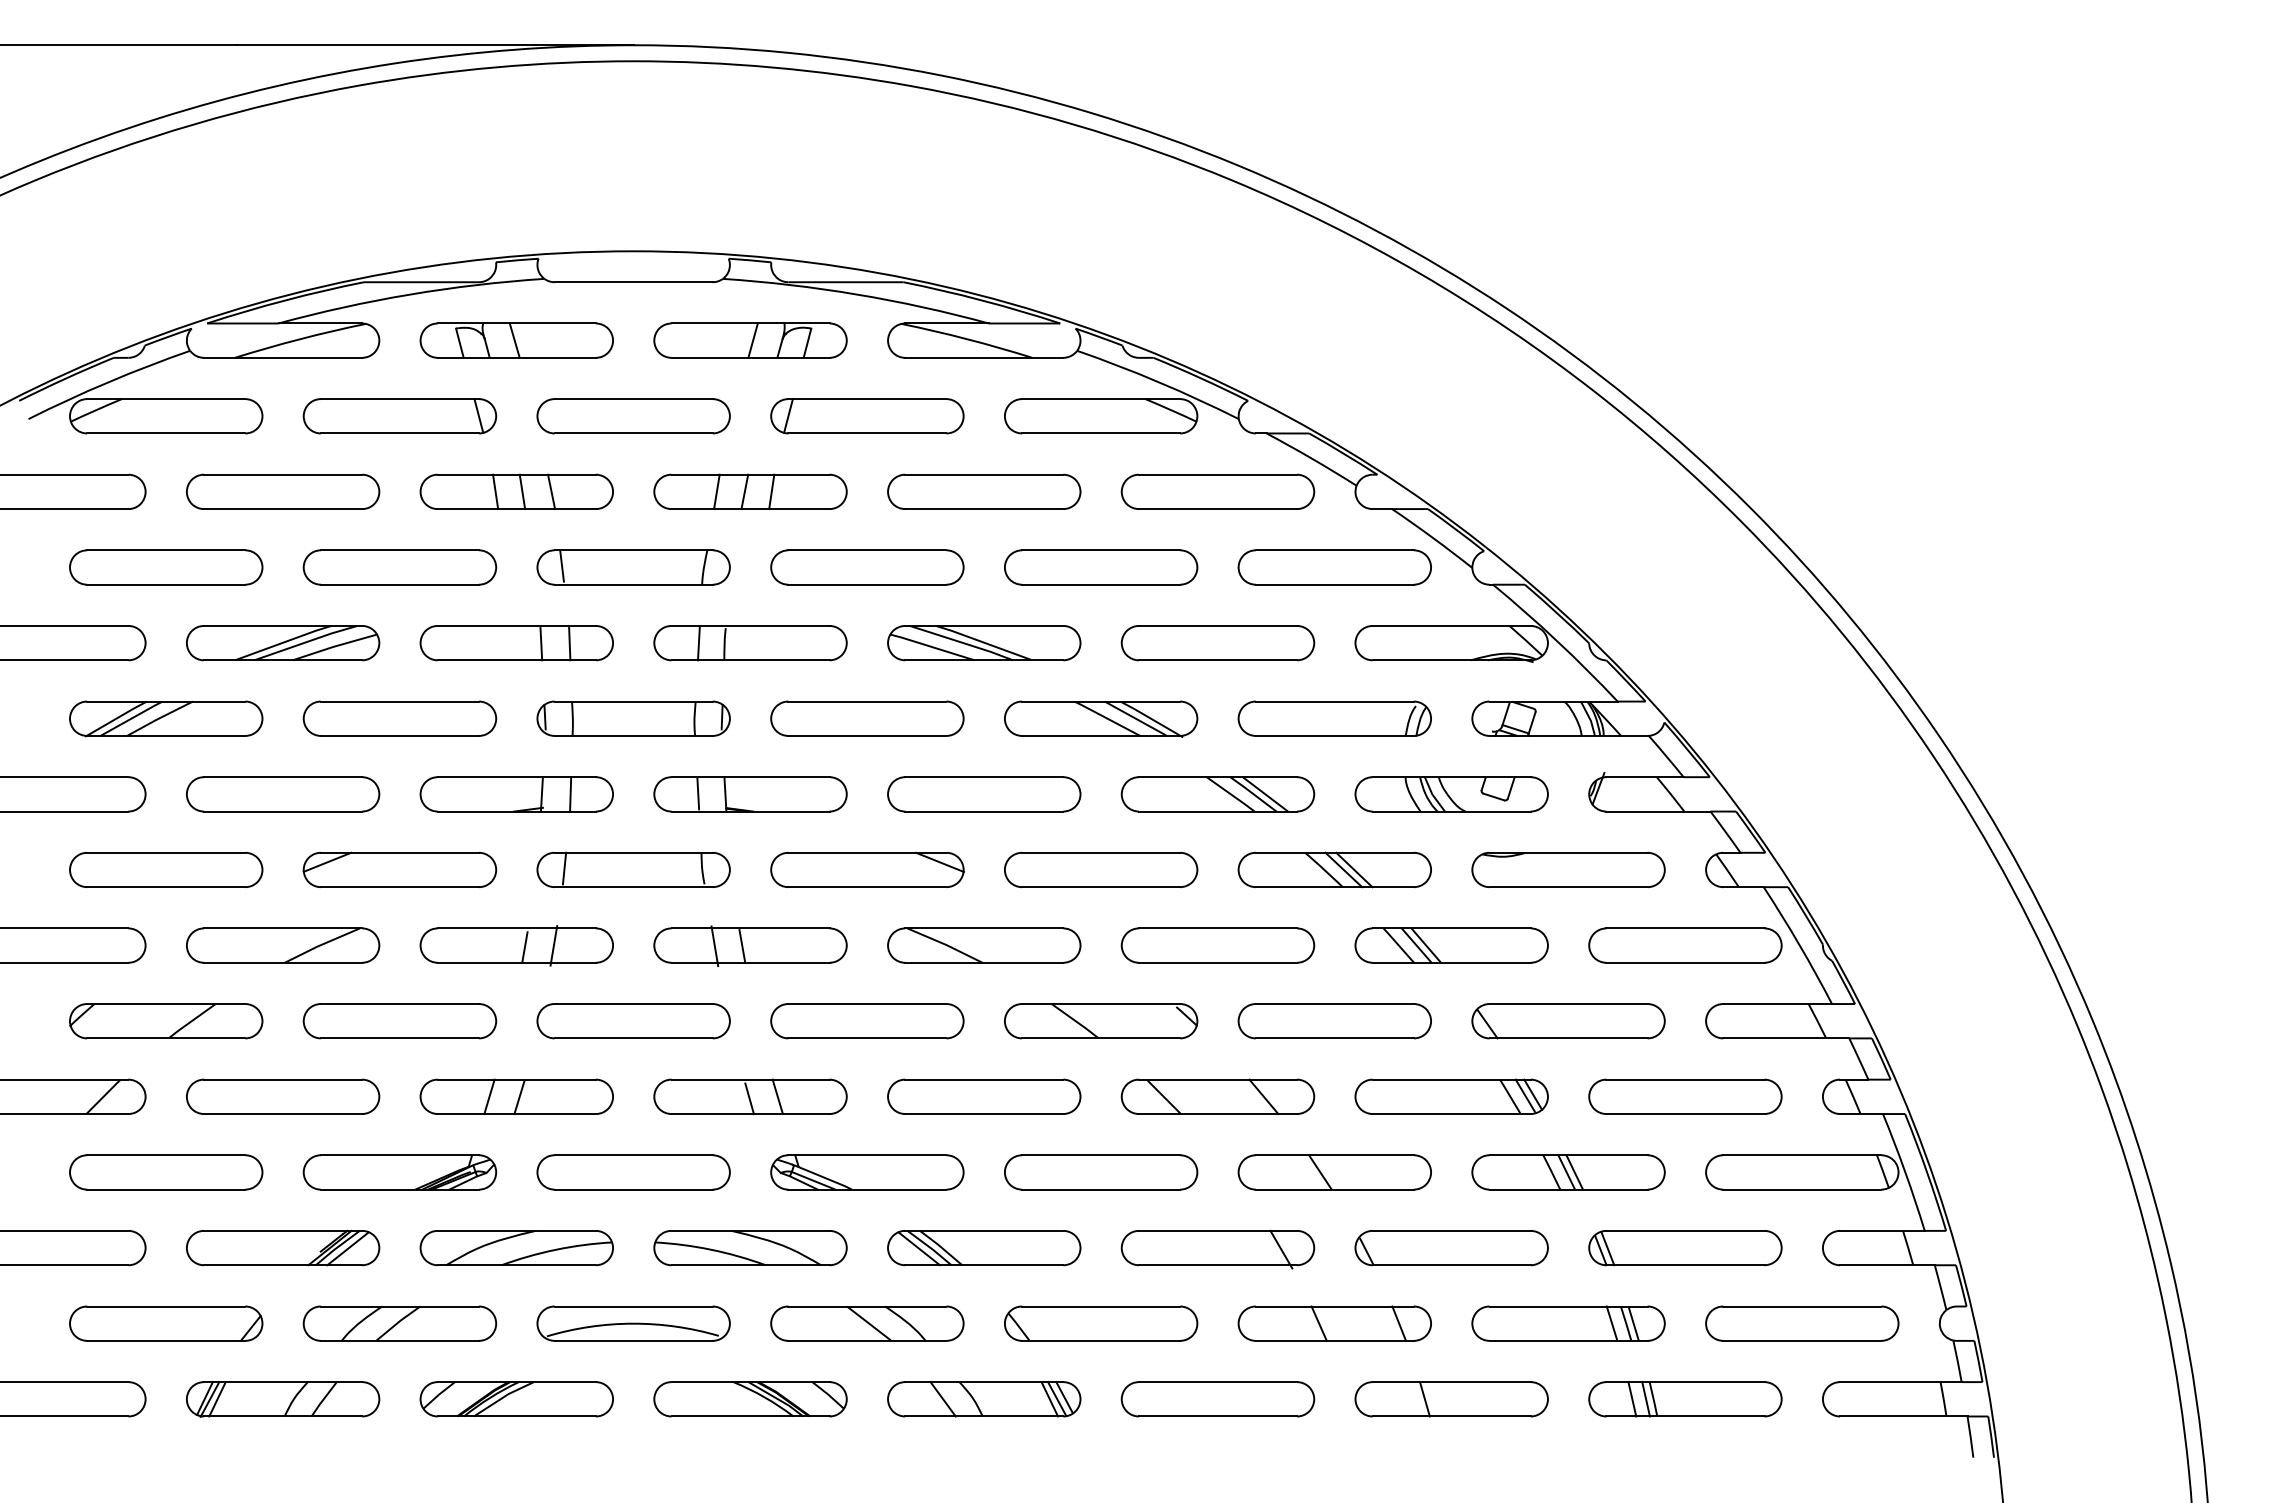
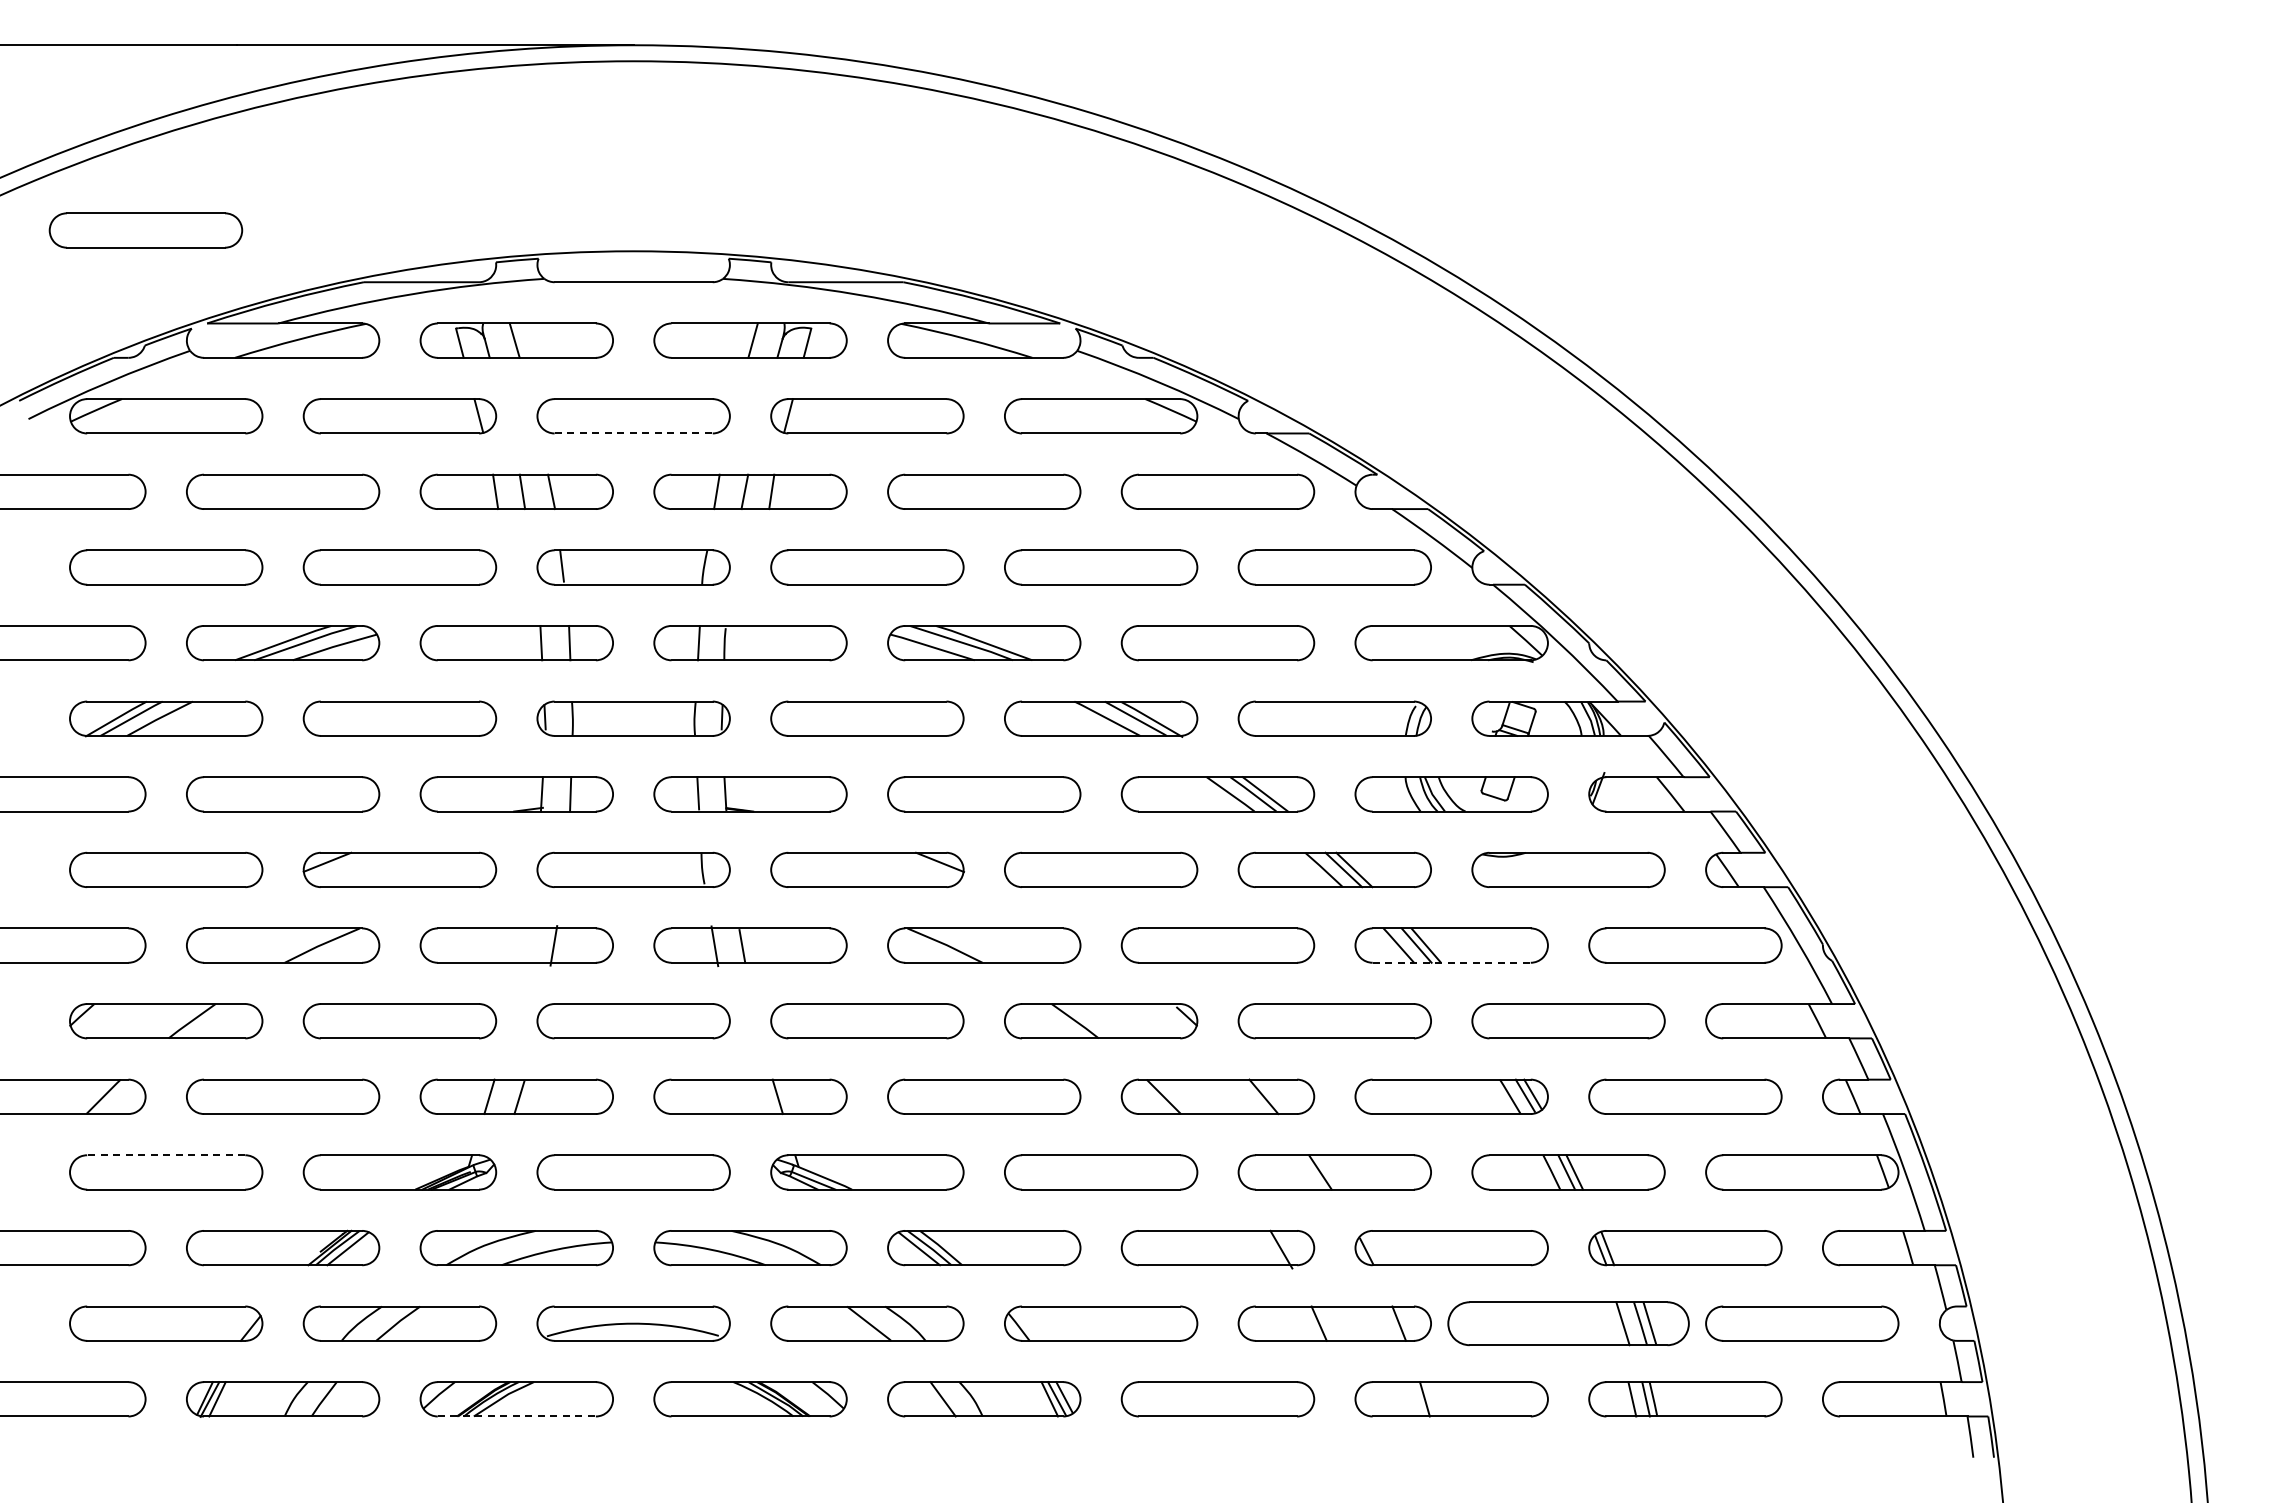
part: none -> present (145, 230)
line: solid -> dashed (634, 433)
line: present -> none (564, 868)
line: present -> none (524, 947)
line: solid -> dashed (1452, 962)
line: present -> none (1487, 1024)
line: present -> none (749, 1098)
line: solid -> dashed (165, 1155)
part size: 195x37 px -> 243x46 px (1568, 1323)
line: solid -> dashed (517, 1416)
